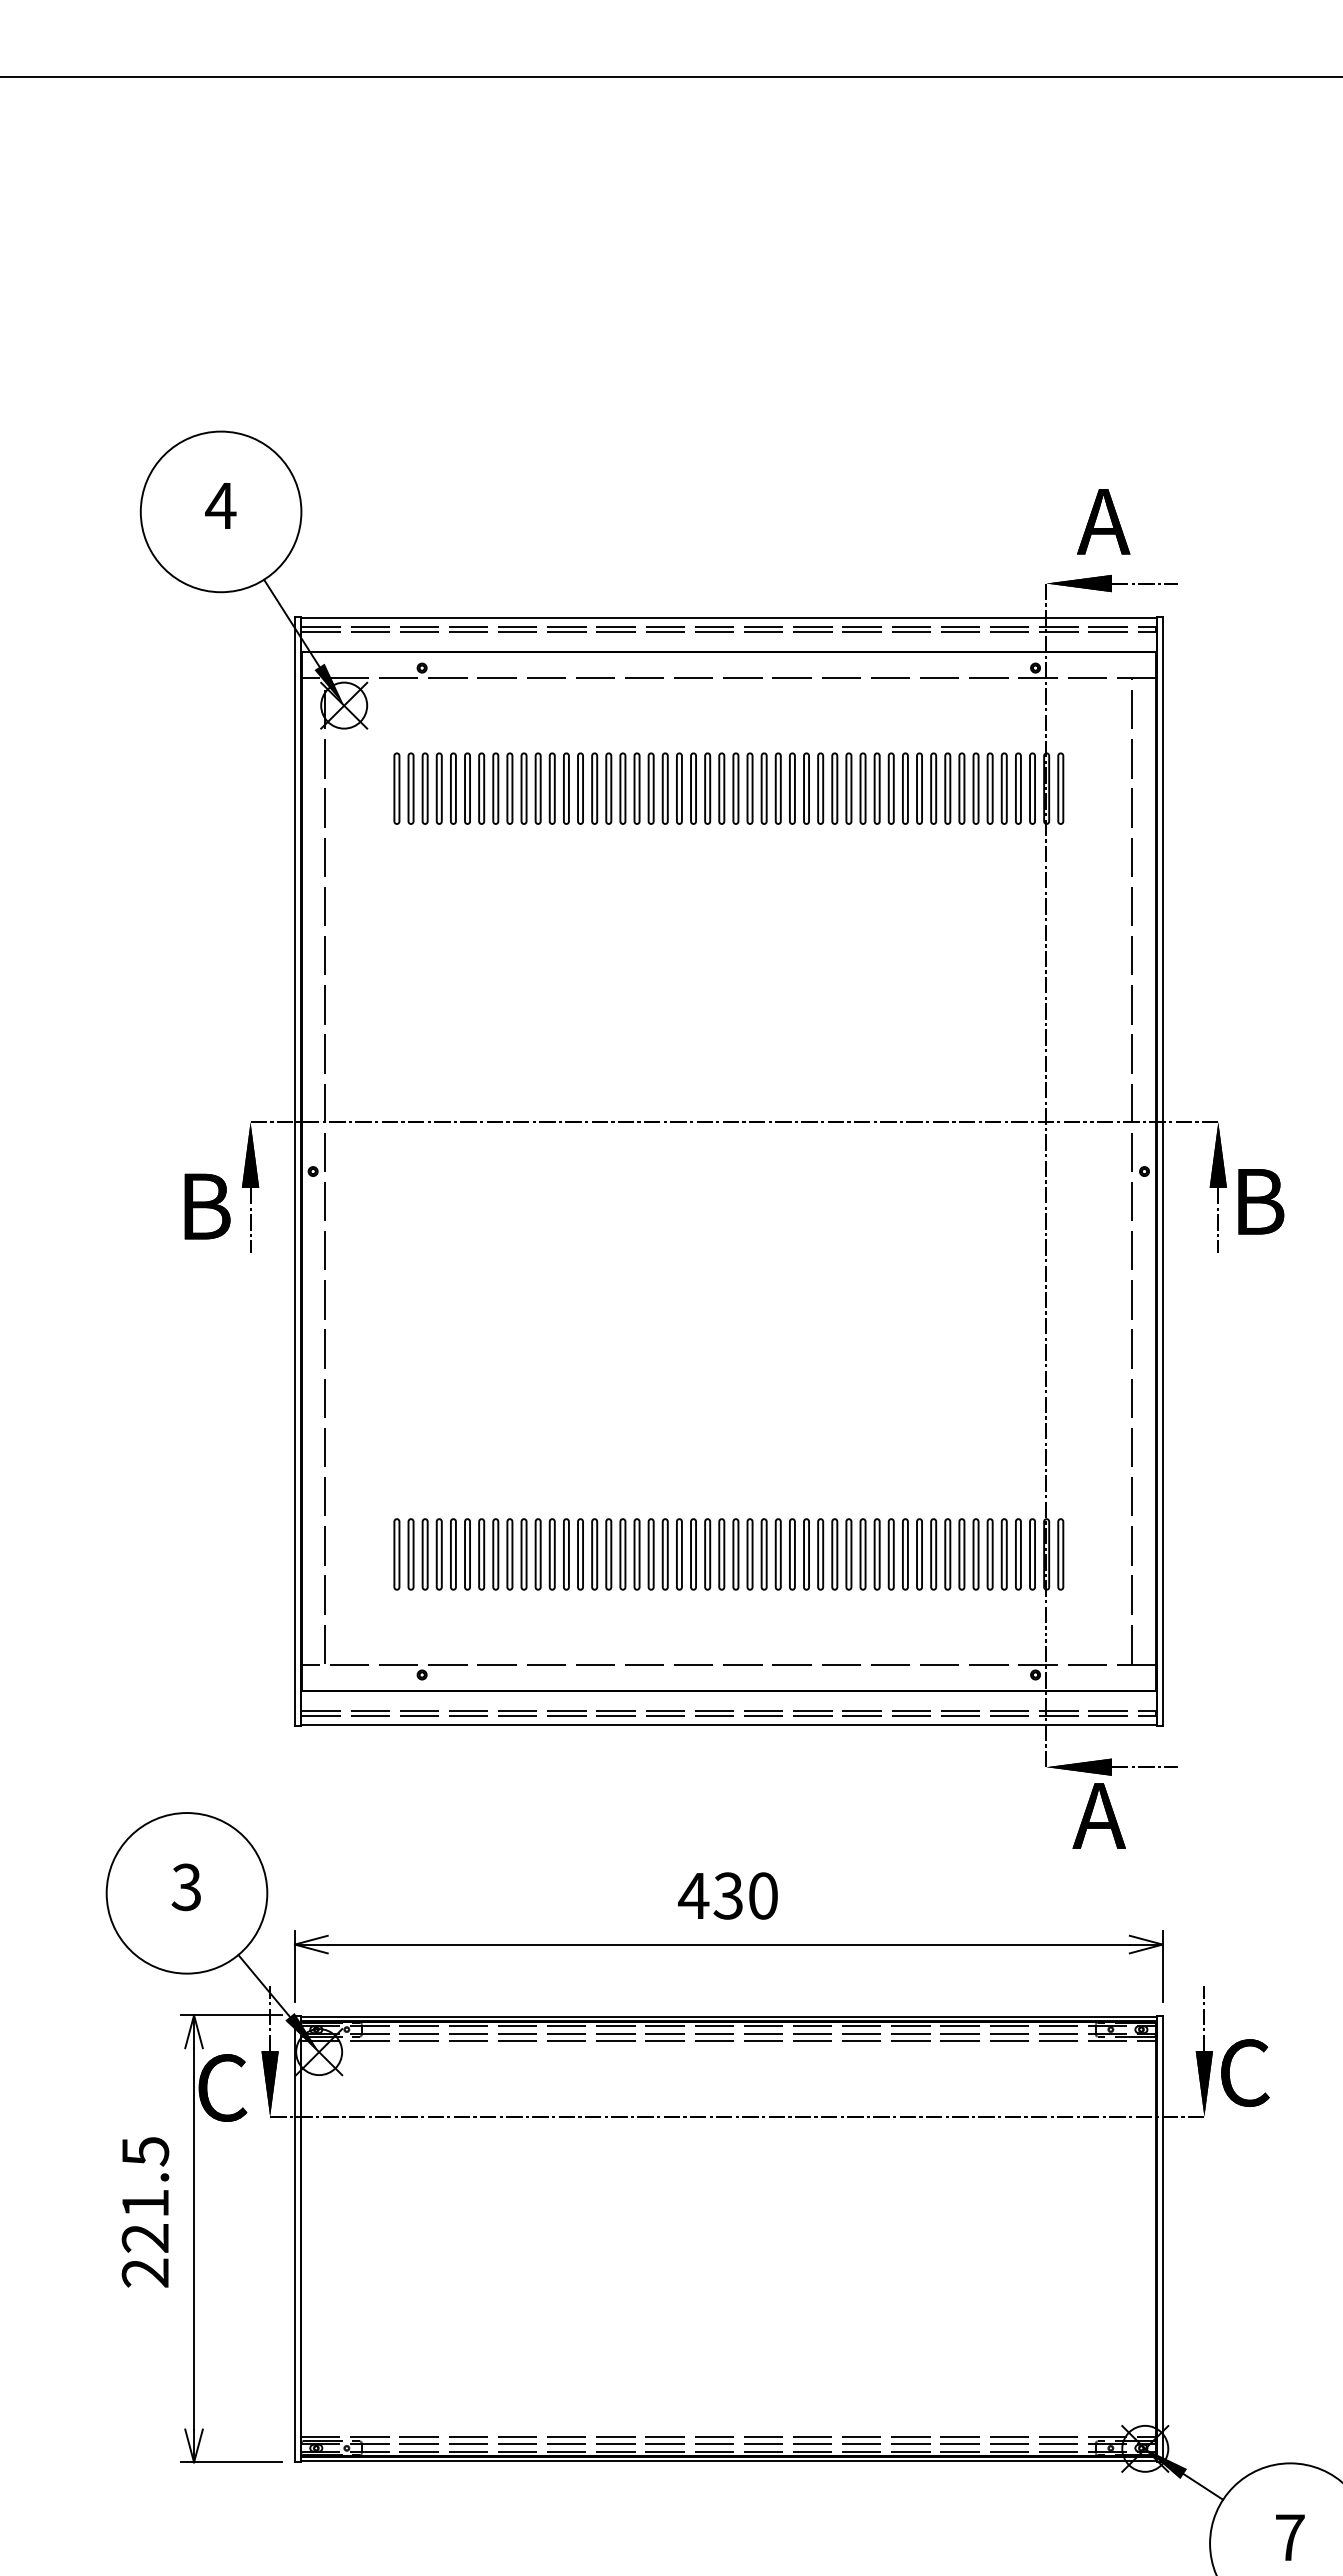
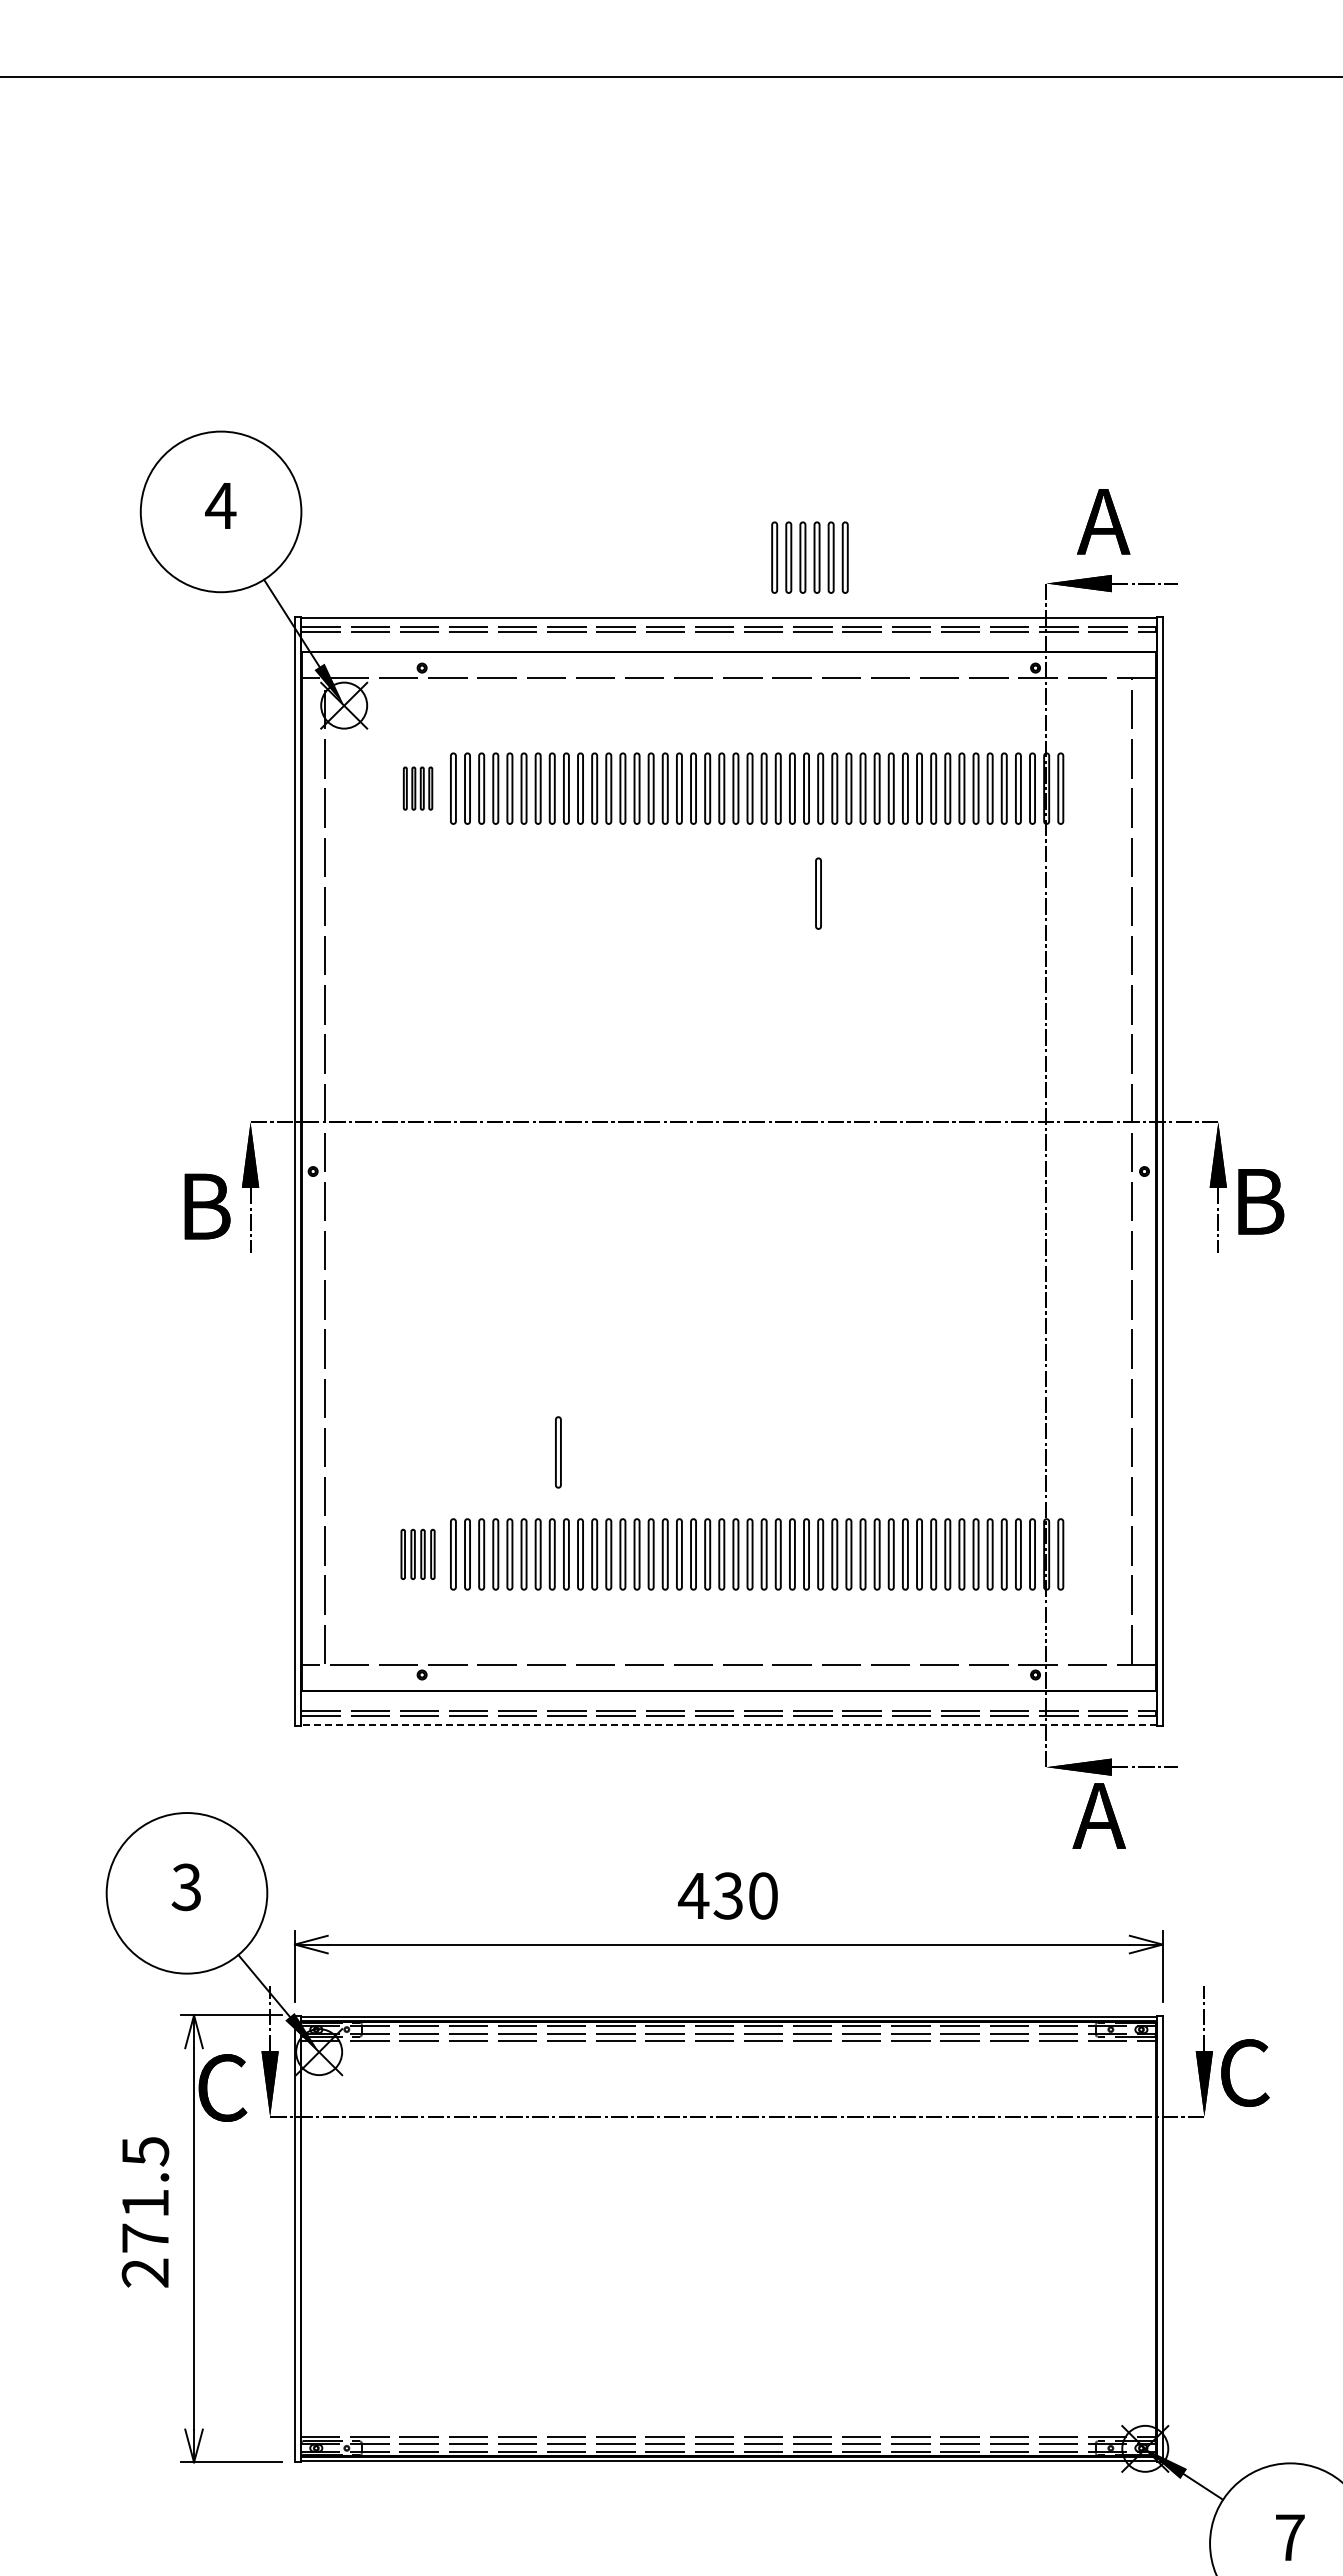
part: none -> present (809, 557)
part size: 50x73 px -> 31x45 px (418, 788)
part: none -> present (818, 893)
part: none -> present (558, 1452)
part size: 50x73 px -> 36x52 px (417, 1553)
line: solid -> dashed (728, 1725)
text: 221.5 -> 271.5 (144, 2237)
